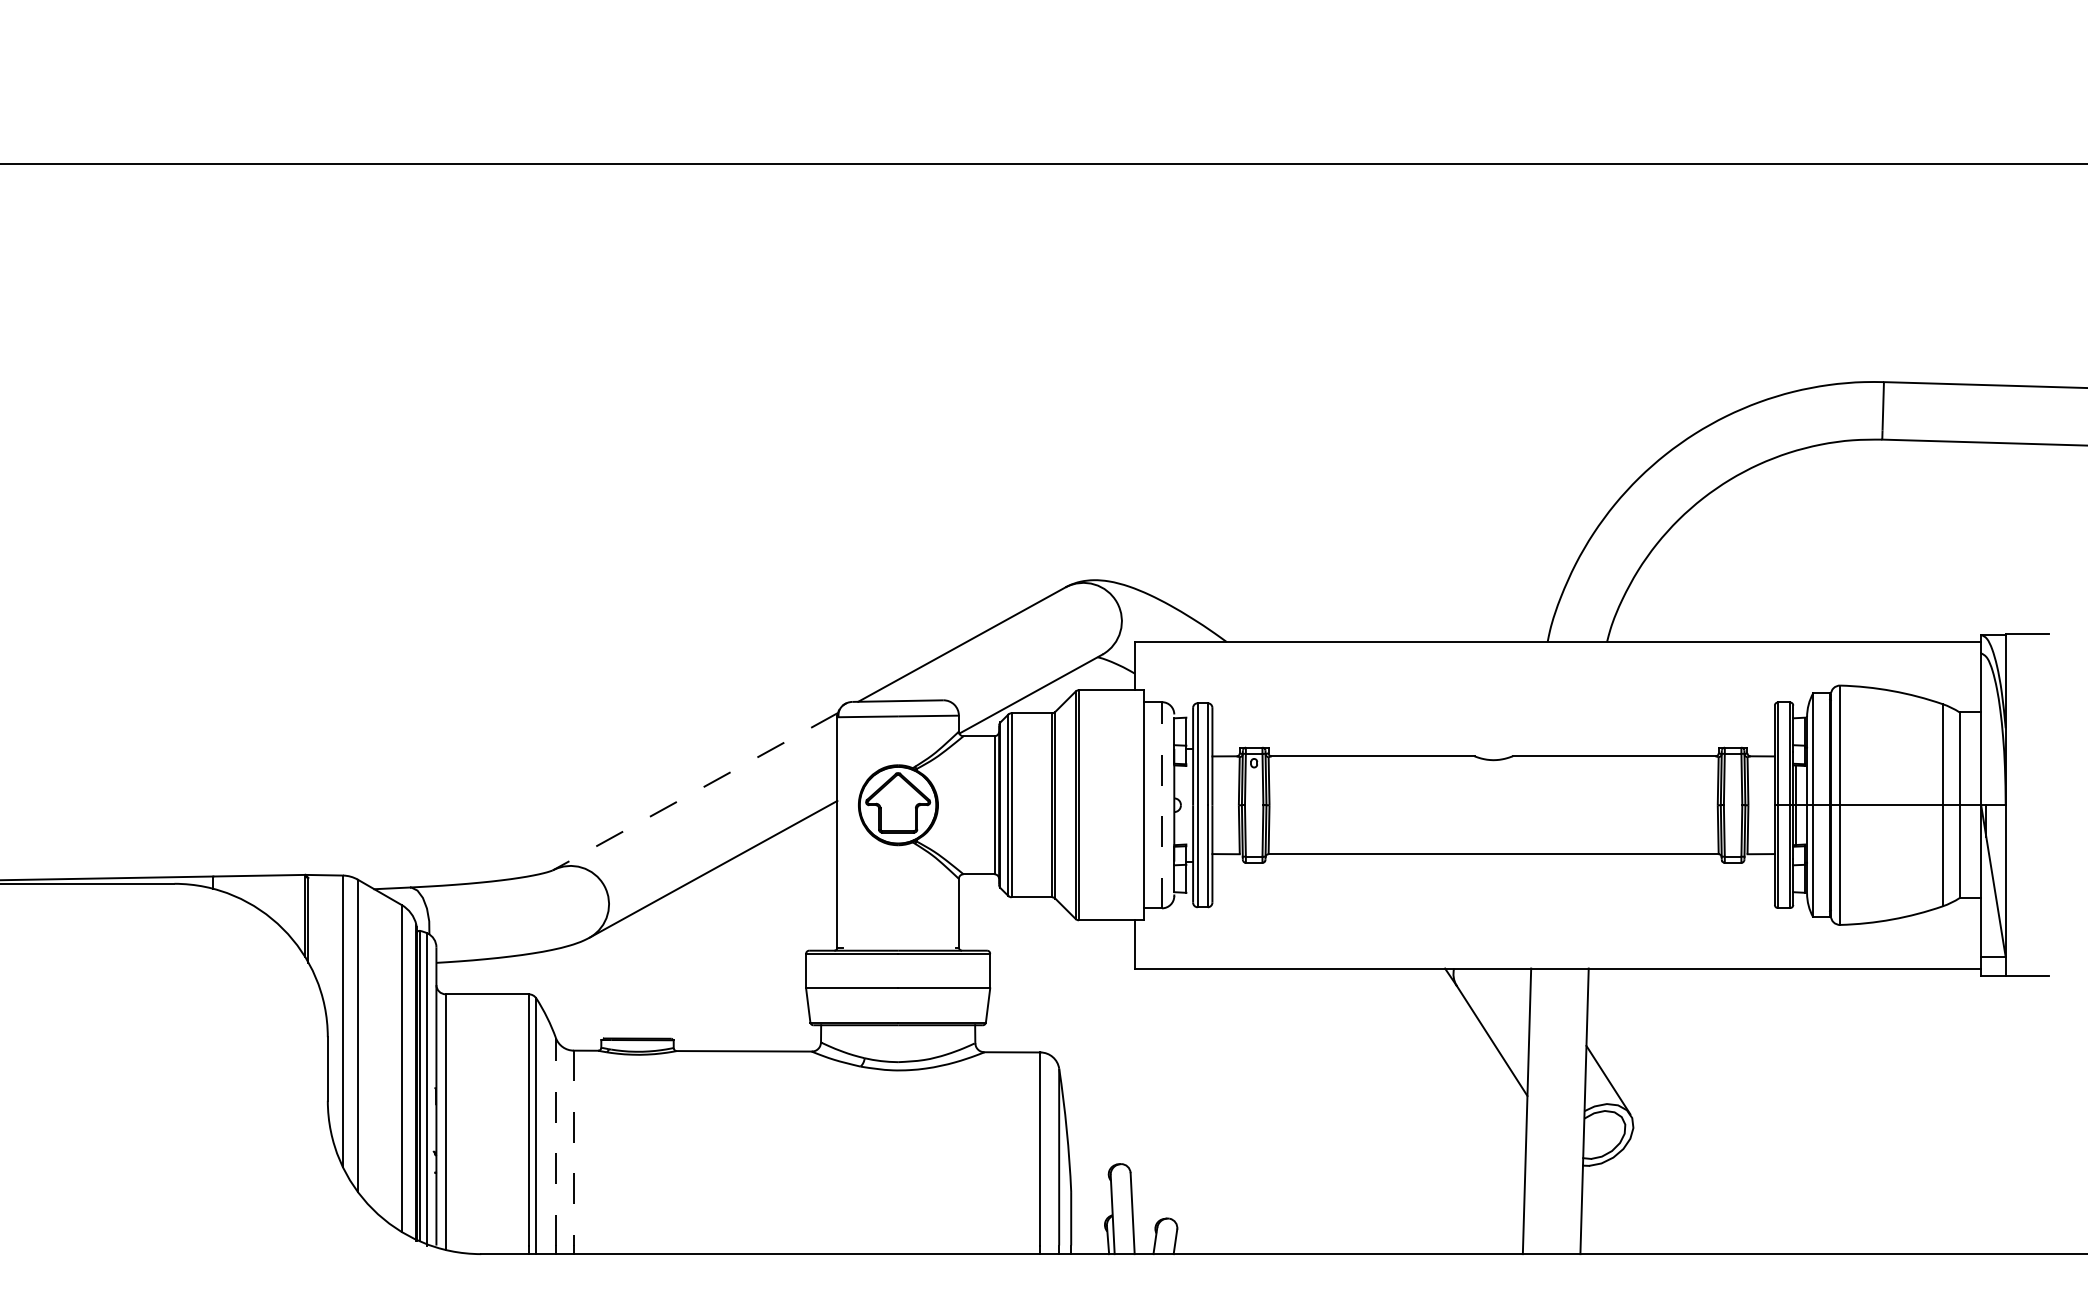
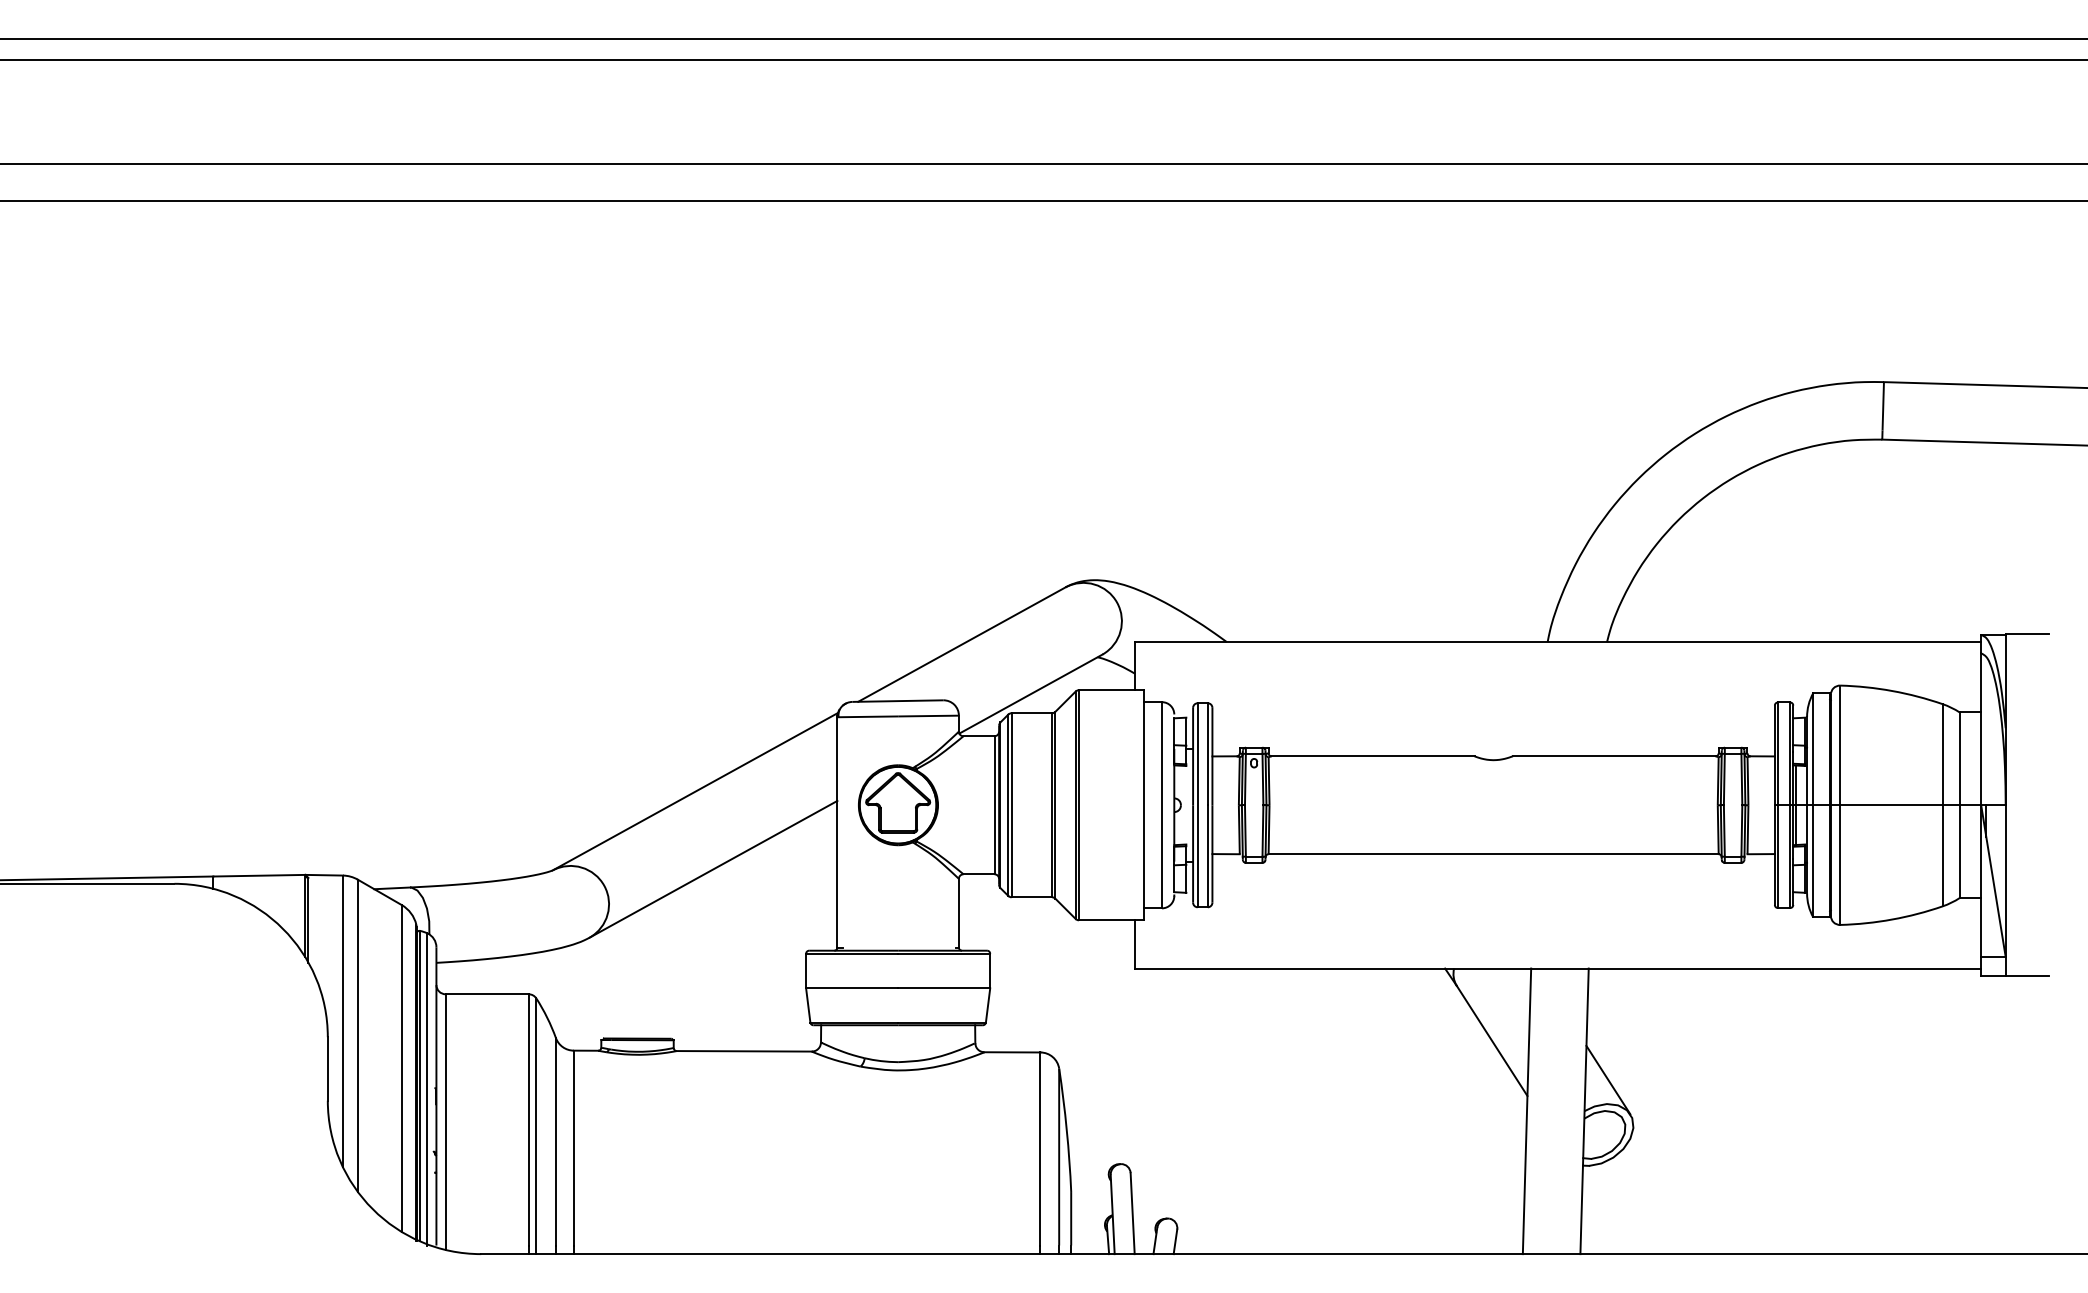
line: none -> present (1043, 38)
line: none -> present (1043, 60)
line: none -> present (1043, 200)
line: dashed -> solid (695, 791)
line: dashed -> solid (1162, 804)
line: dashed -> solid (555, 1141)
line: dashed -> solid (573, 1148)
